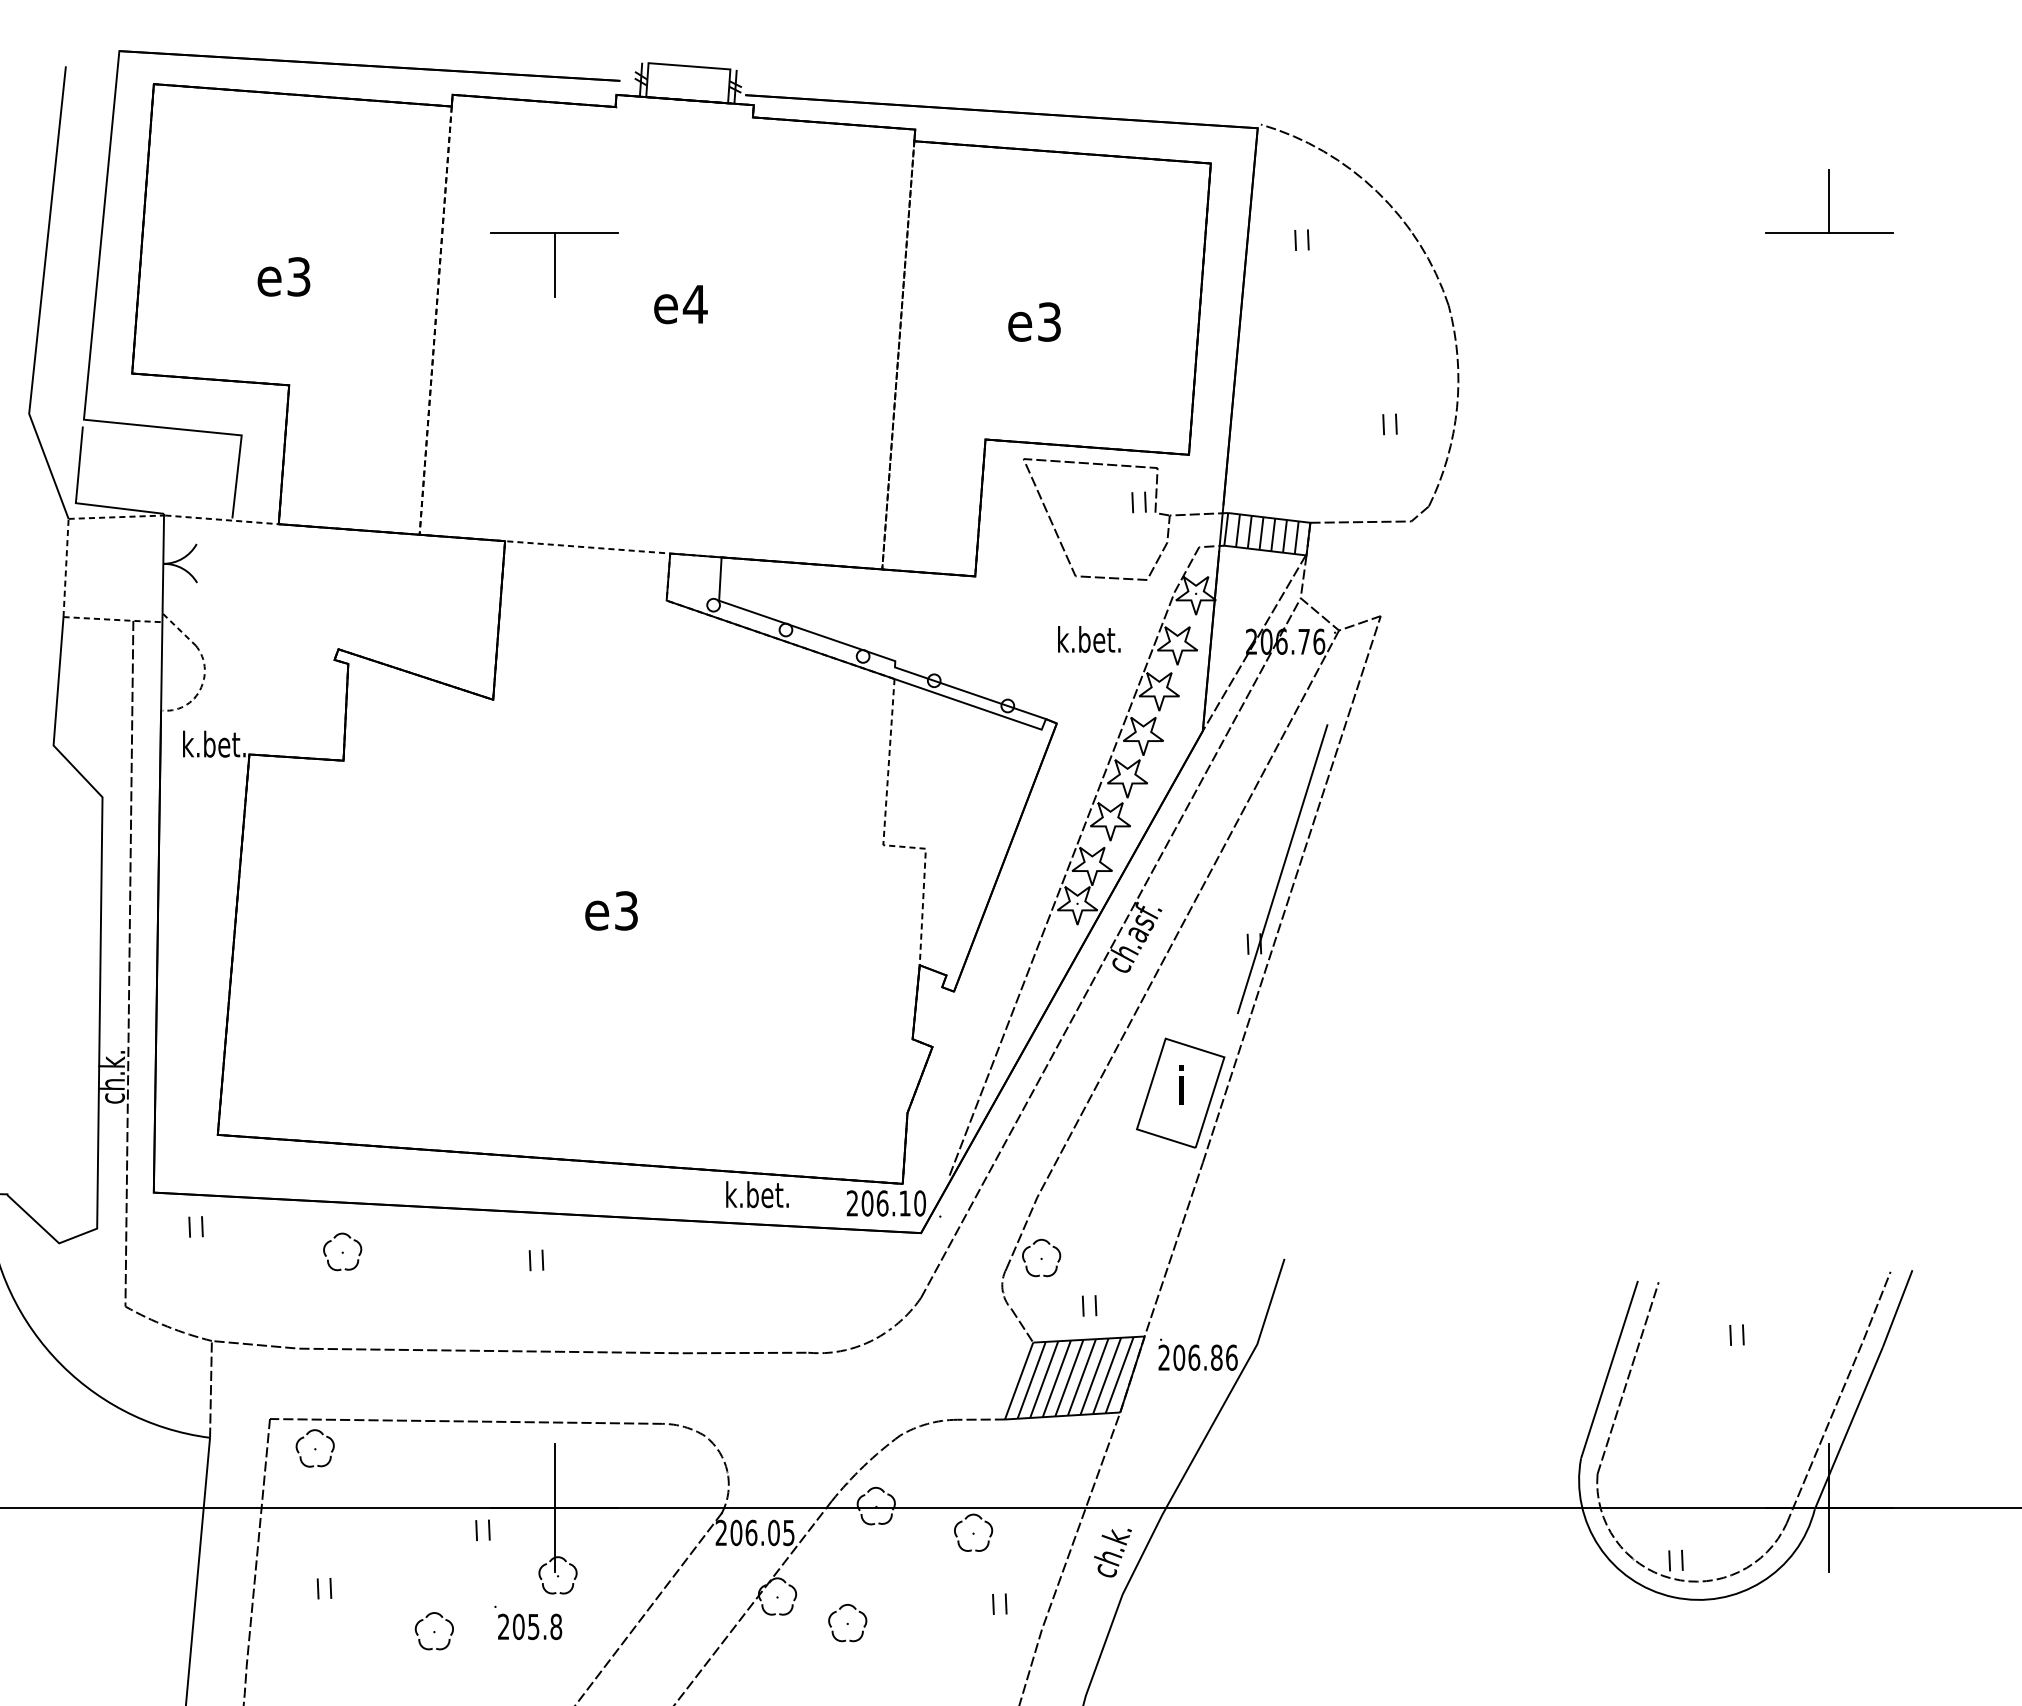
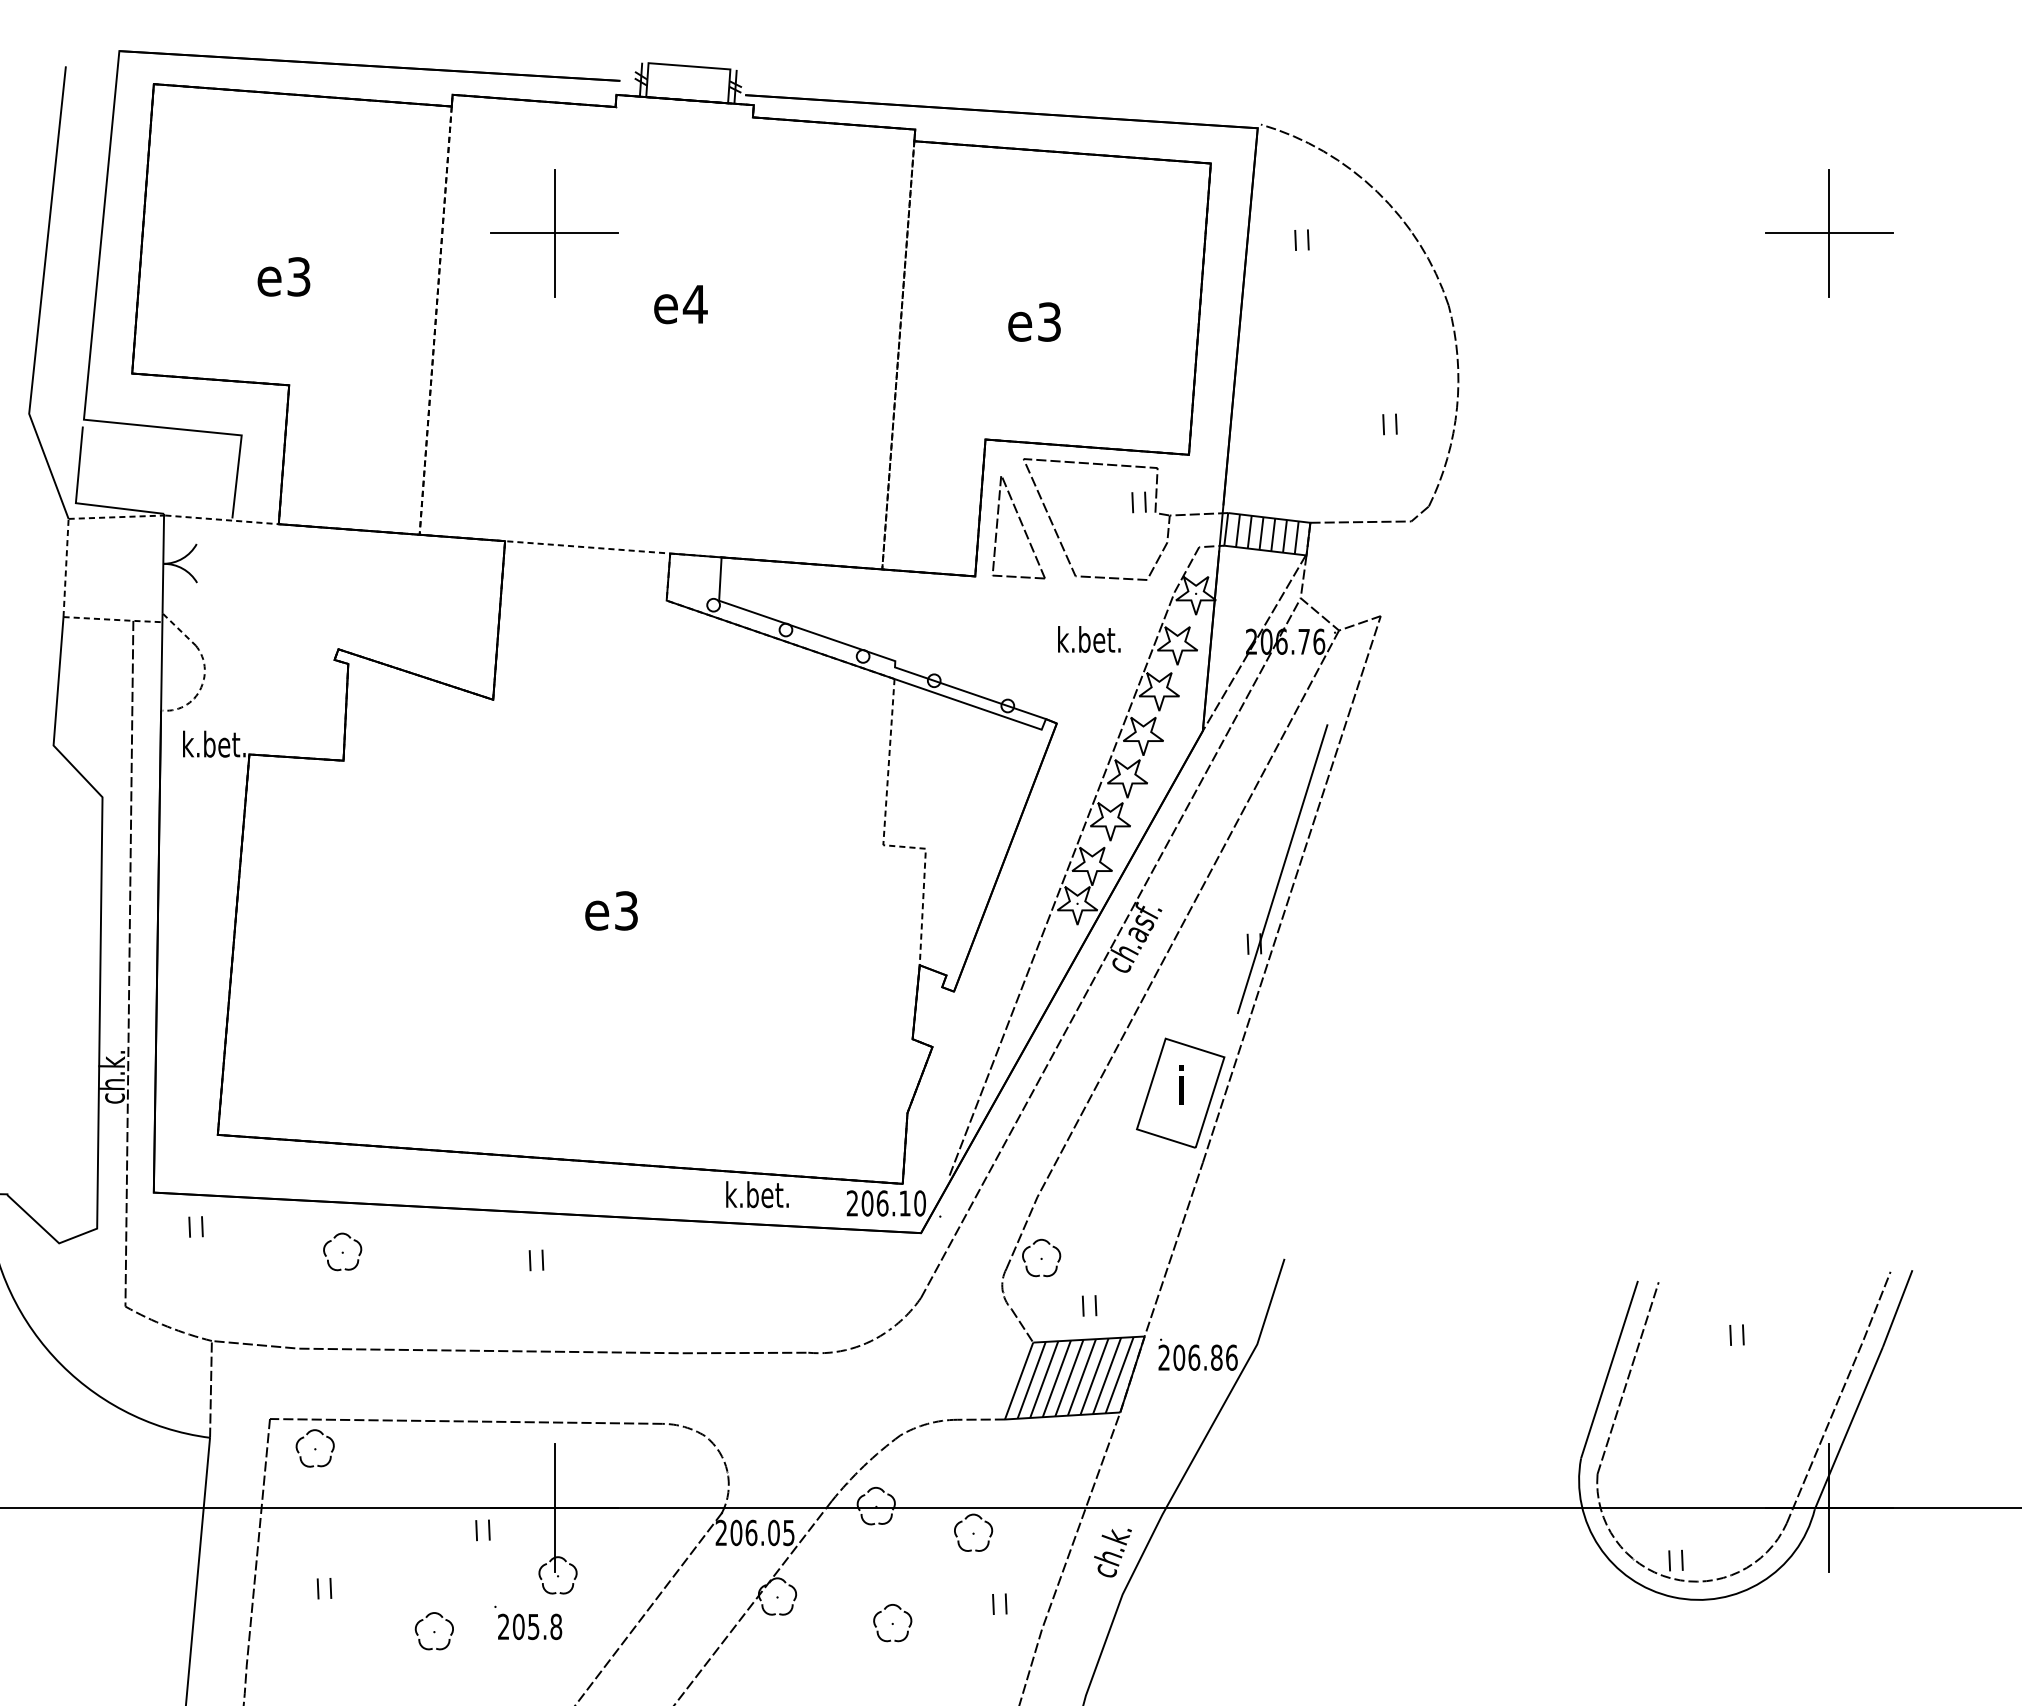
line: none -> present (554, 201)
line: none -> present (1829, 265)
part: none -> present (1018, 527)
part position: (847, 1623) -> (892, 1623) (892, 1623)
